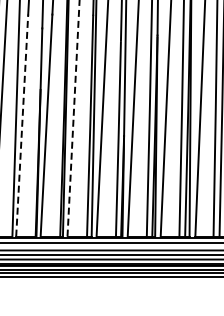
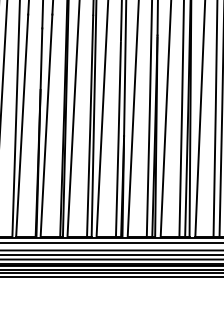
line: dashed -> solid (73, 118)
line: dashed -> solid (22, 125)
